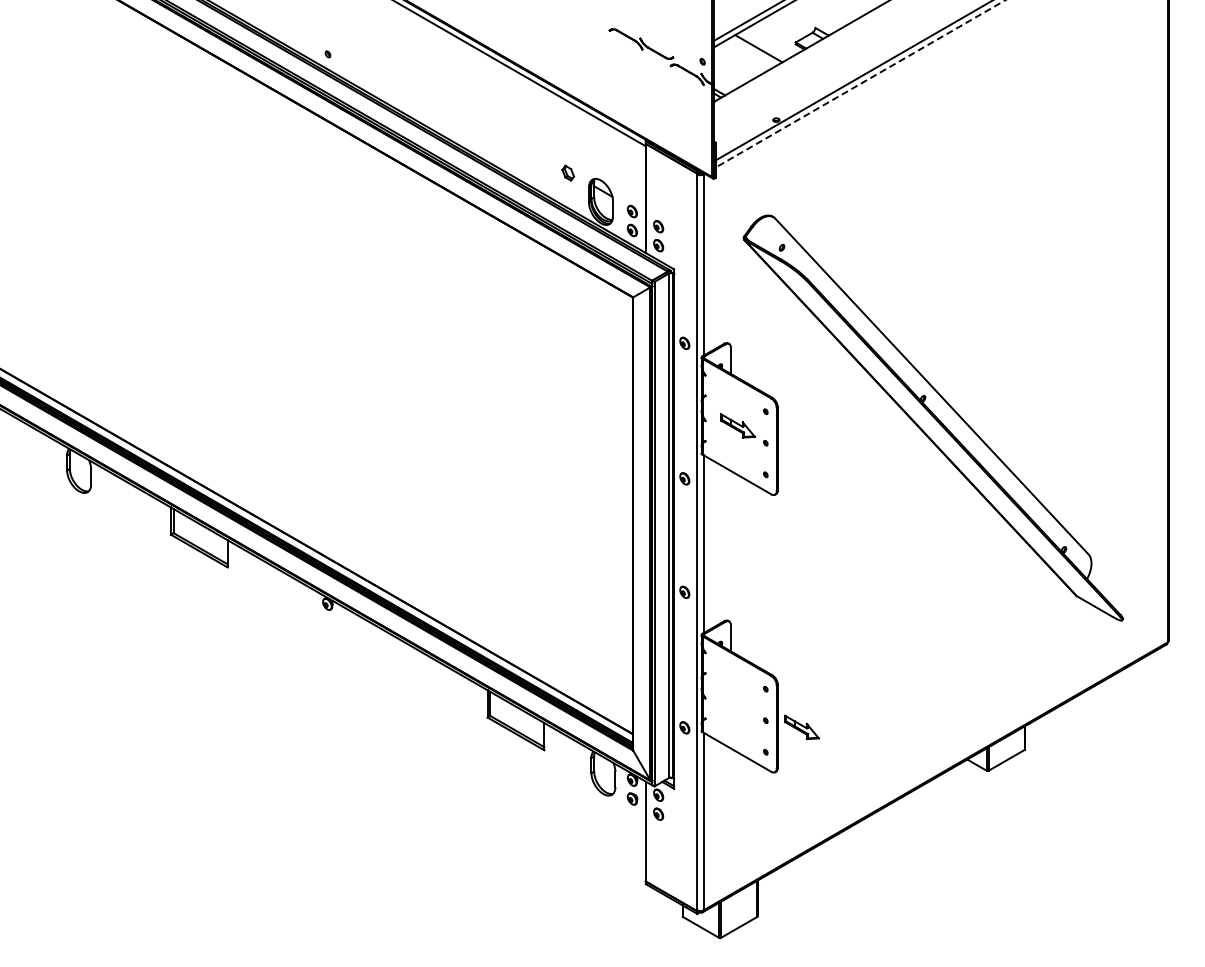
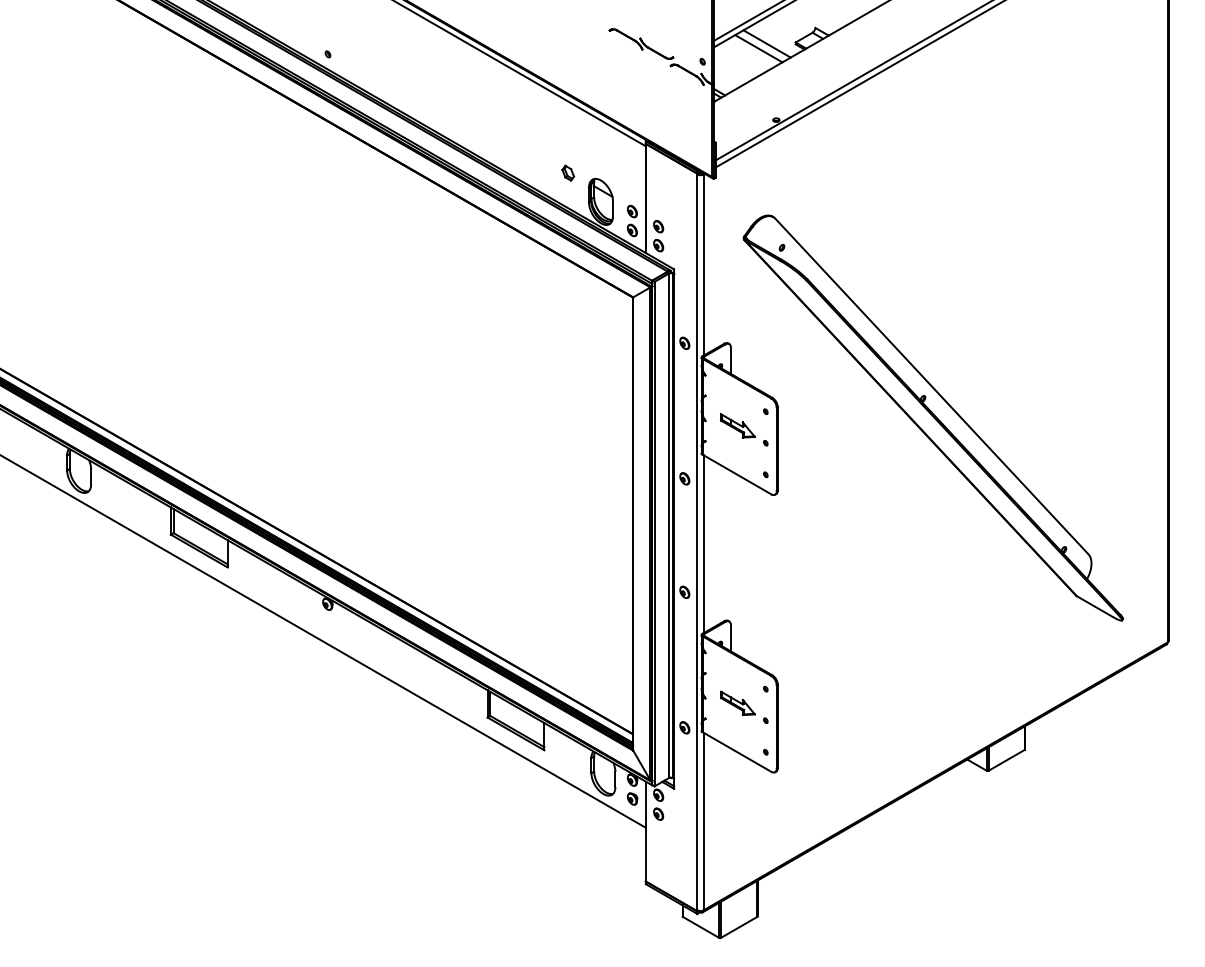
line: none -> present (766, 43)
line: dashed -> solid (860, 84)
line: none -> present (323, 641)
part position: (801, 727) -> (737, 703) (737, 703)
